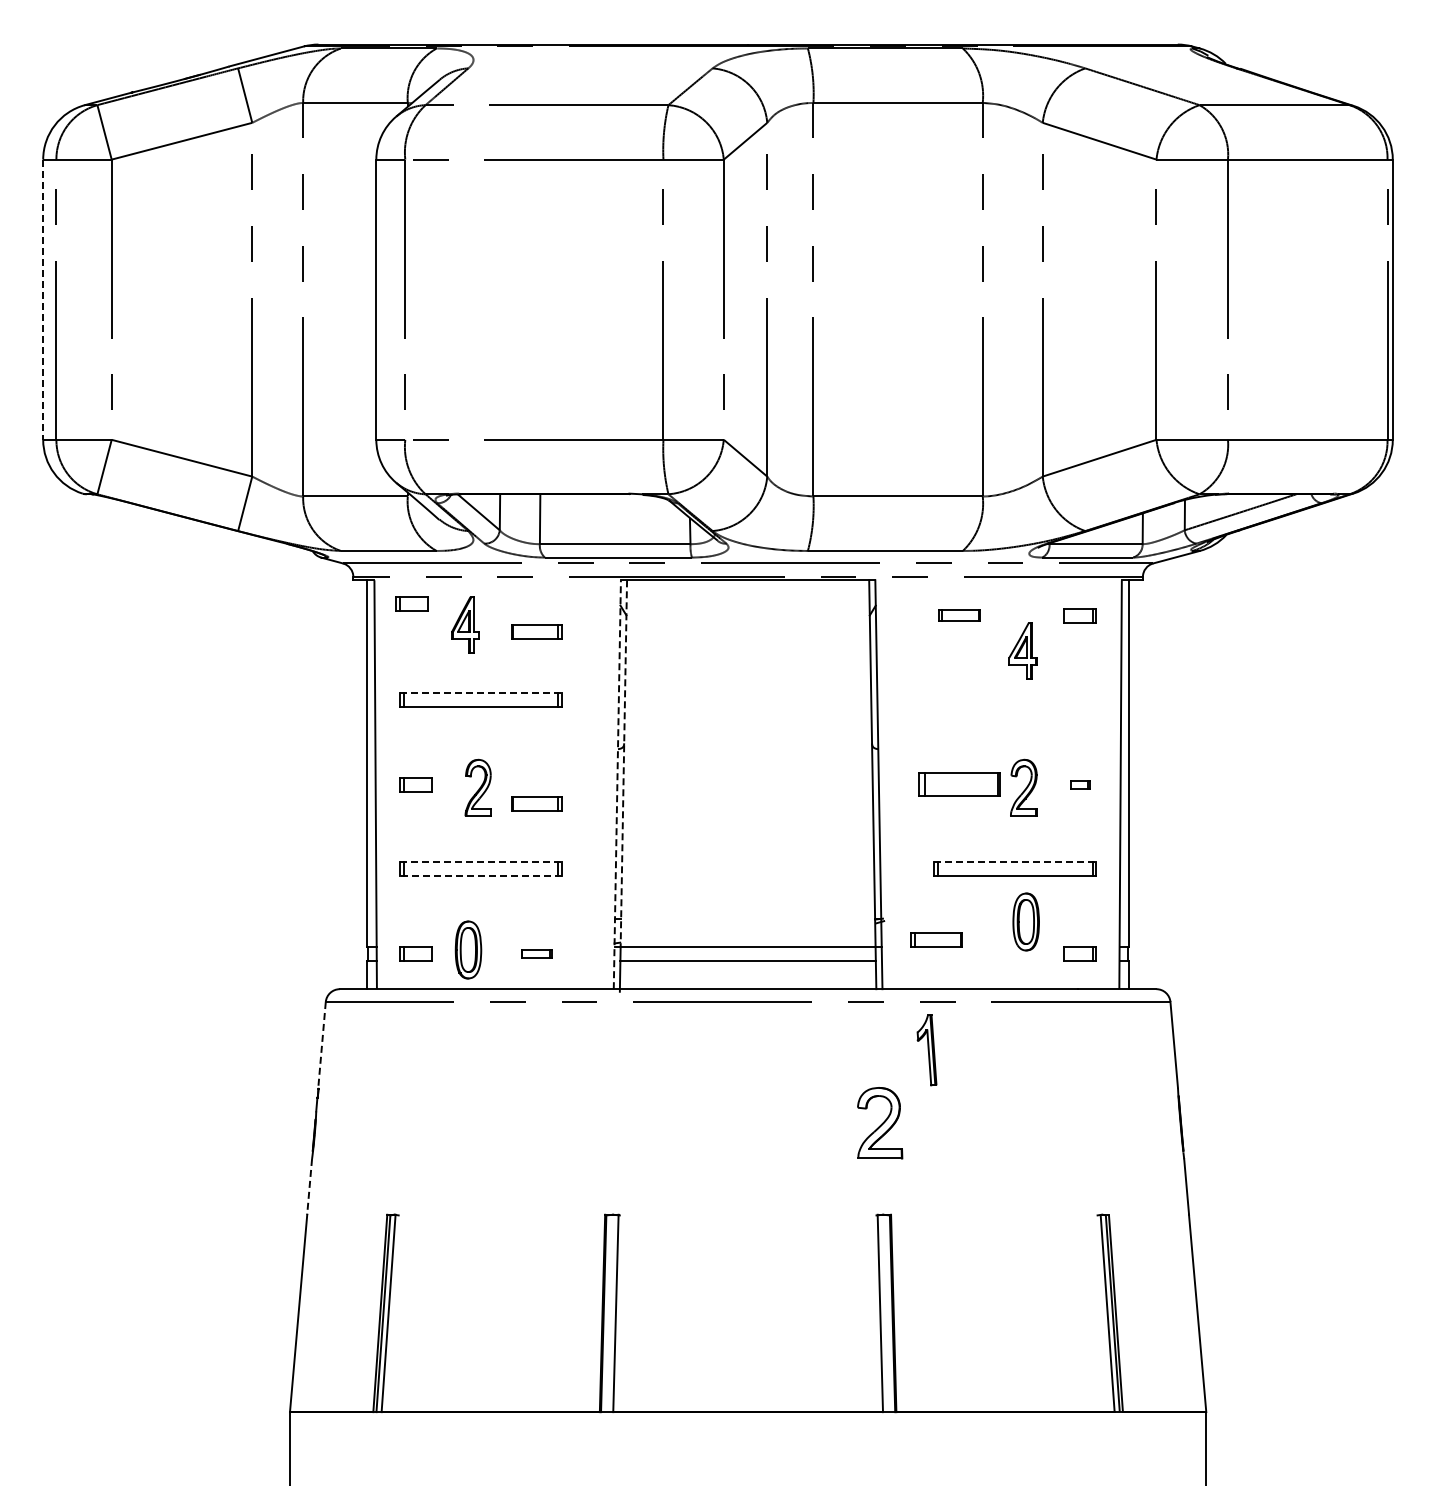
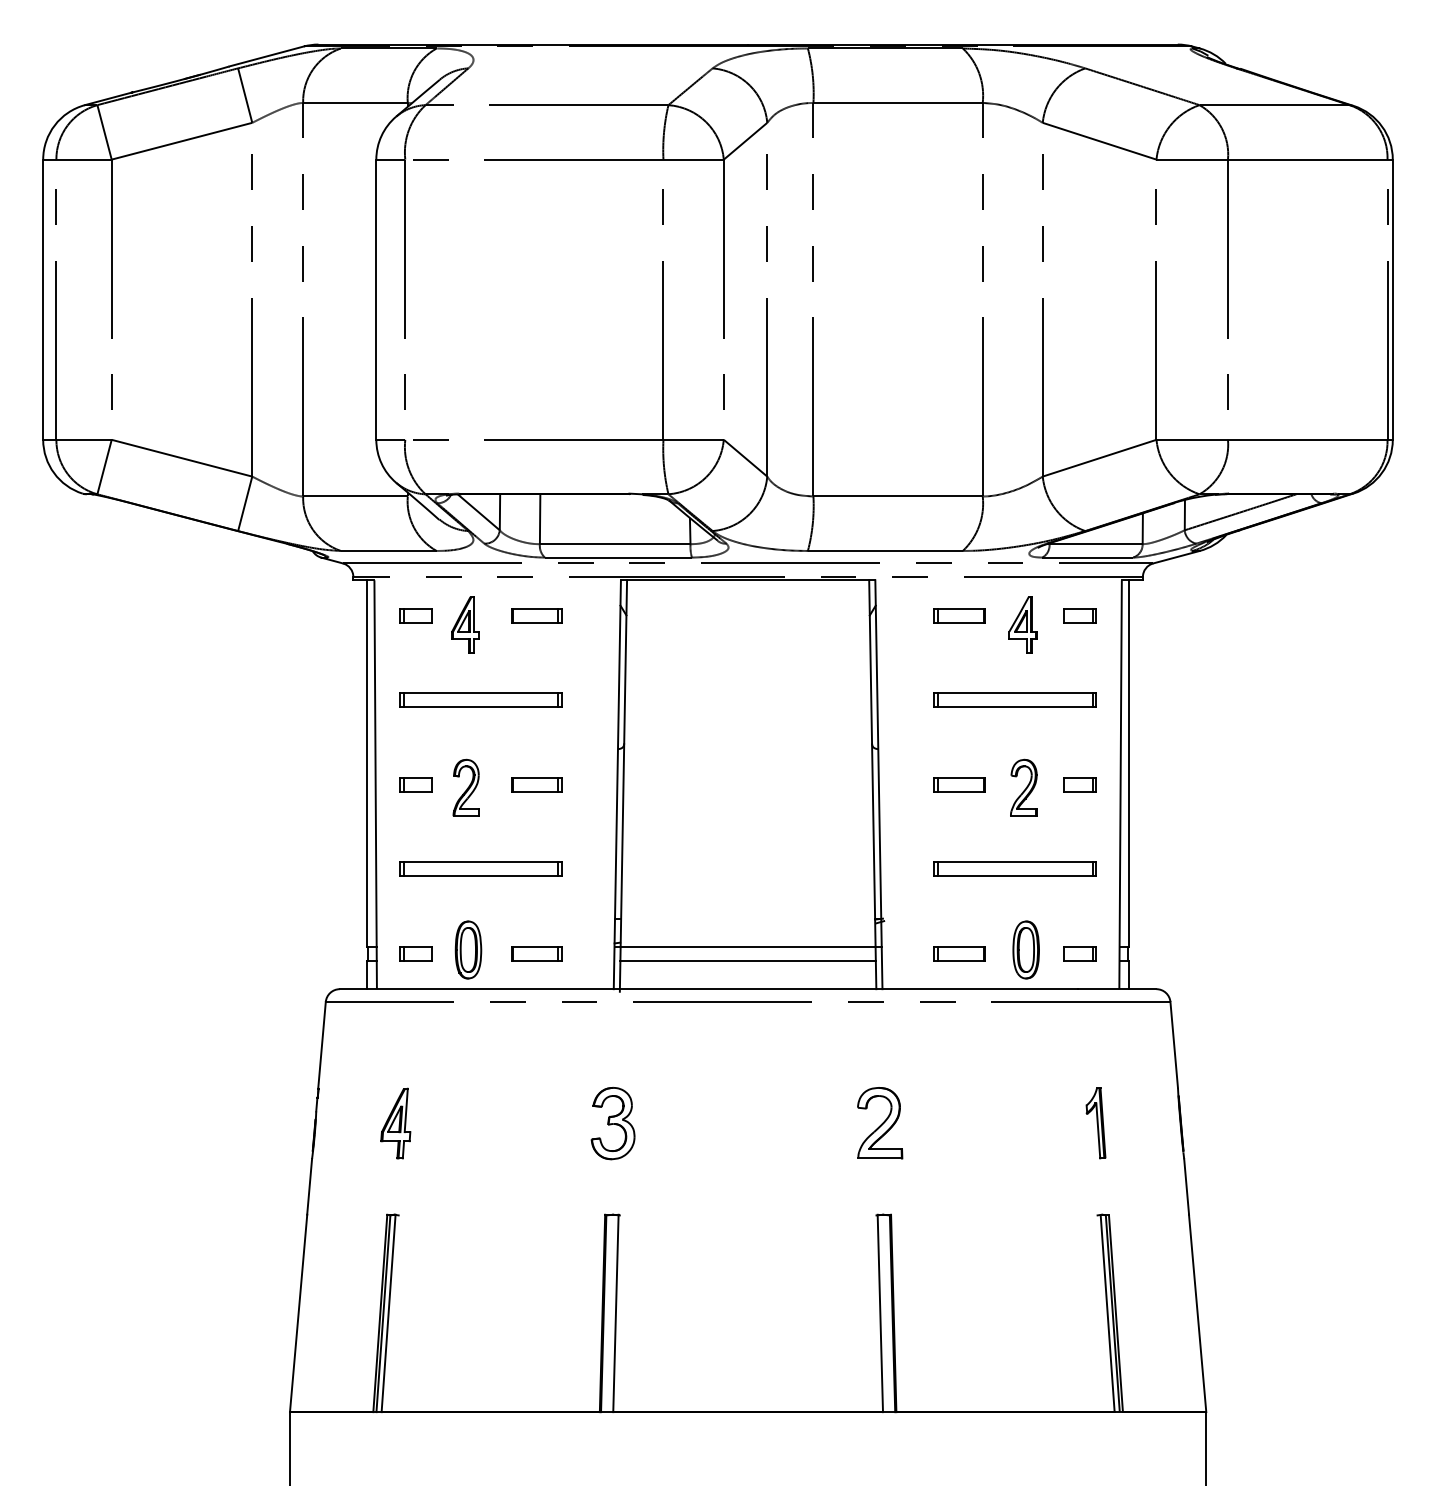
line: dashed -> solid (43, 300)
part position: (411, 603) -> (415, 615) (415, 615)
part size: 43x13 px -> 53x16 px (959, 615)
part position: (536, 631) -> (536, 615) (536, 615)
part position: (1022, 650) -> (1022, 624) (1022, 624)
line: dashed -> solid (480, 693)
part: none -> present (1014, 699)
line: dashed -> solid (623, 764)
line: dashed -> solid (617, 784)
part size: 83x25 px -> 53x16 px (959, 784)
part size: 21x10 px -> 34x16 px (1079, 784)
part position: (477, 787) -> (465, 787) (465, 787)
part position: (536, 803) -> (536, 784) (536, 784)
line: dashed -> solid (480, 862)
line: dashed -> solid (1015, 862)
line: dashed -> solid (480, 876)
part position: (1025, 921) -> (1025, 949) (1025, 949)
part position: (936, 939) -> (959, 953) (959, 953)
part size: 32x10 px -> 52x16 px (536, 953)
line: dashed -> solid (322, 1045)
part position: (926, 1050) -> (1095, 1123) (1095, 1123)
part: none -> present (395, 1123)
part: none -> present (612, 1123)
line: dashed -> solid (309, 1186)
